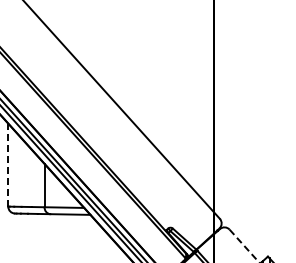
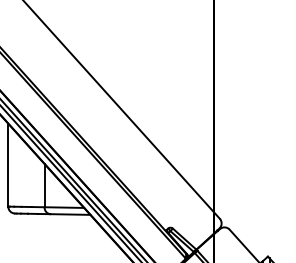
line: dashed -> solid (8, 164)
line: dashed -> solid (244, 246)
